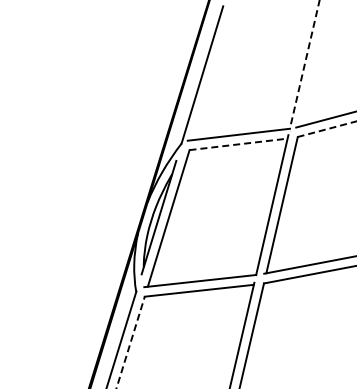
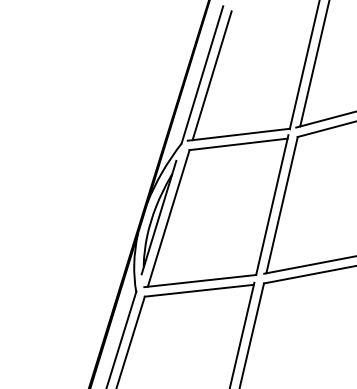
line: none -> present (314, 64)
line: dashed -> solid (304, 65)
line: none -> present (211, 75)
line: dashed -> solid (327, 129)
line: dashed -> solid (239, 144)
line: dashed -> solid (130, 342)
